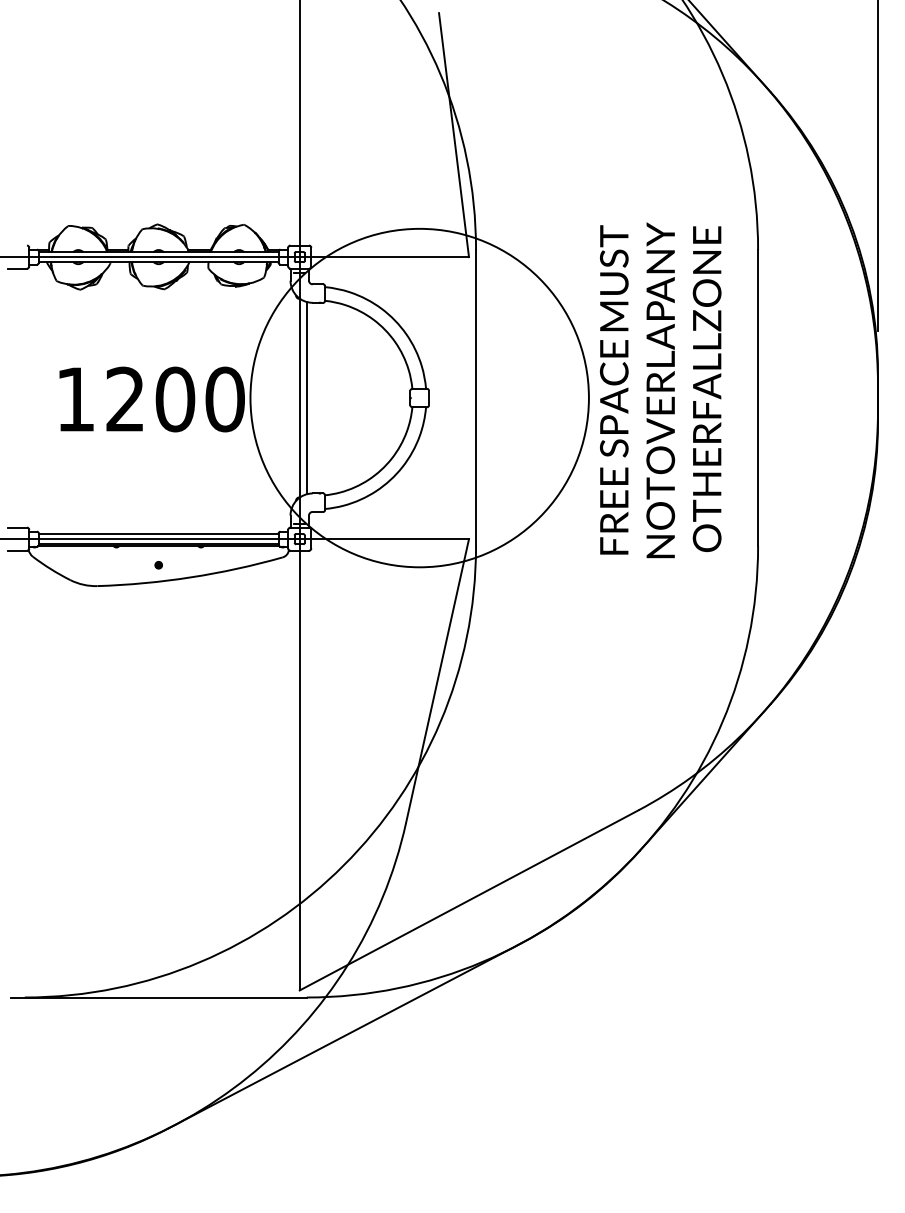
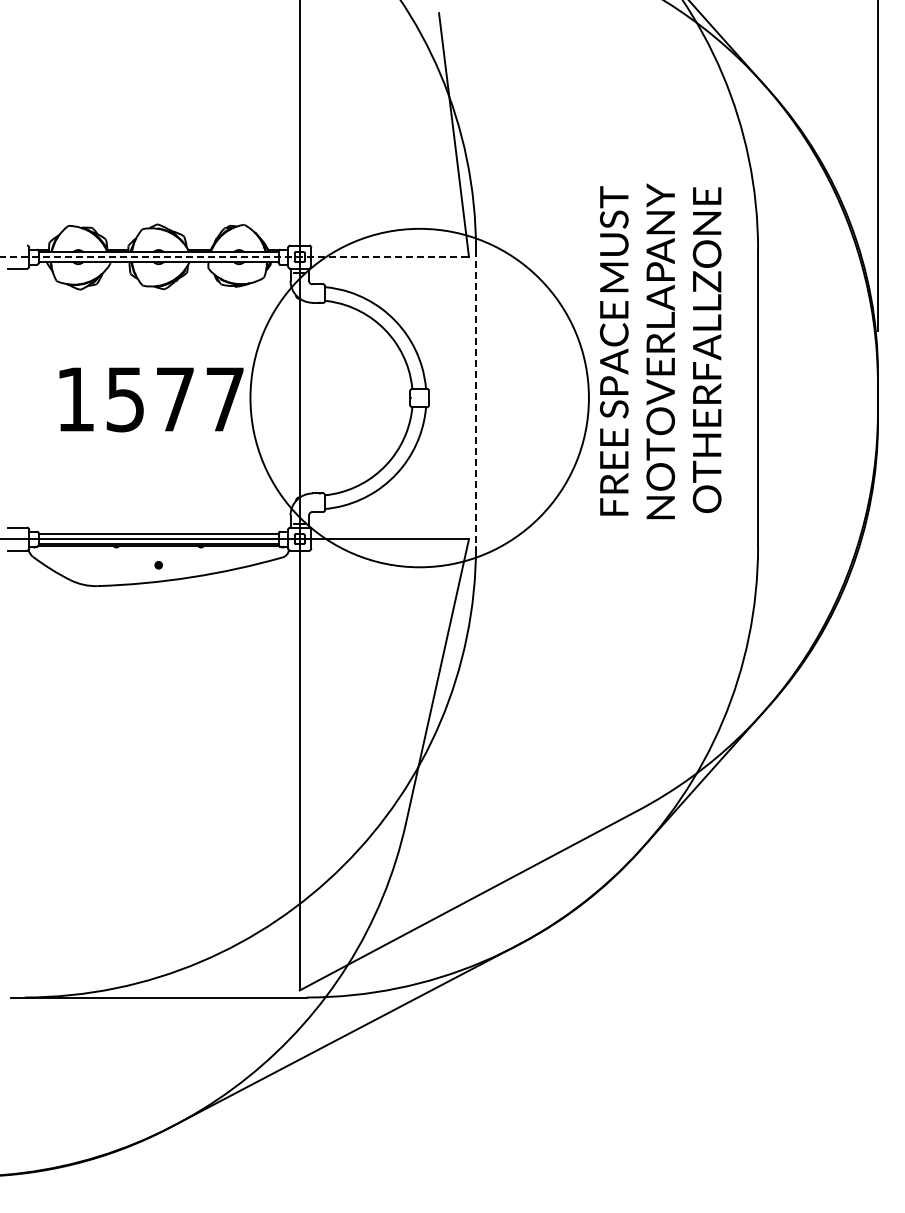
line: solid -> dashed (235, 257)
text position: (660, 390) -> (660, 351) (660, 351)
line: present -> none (306, 398)
line: solid -> dashed (476, 398)
text: 1200 -> 1577 (175, 399)
